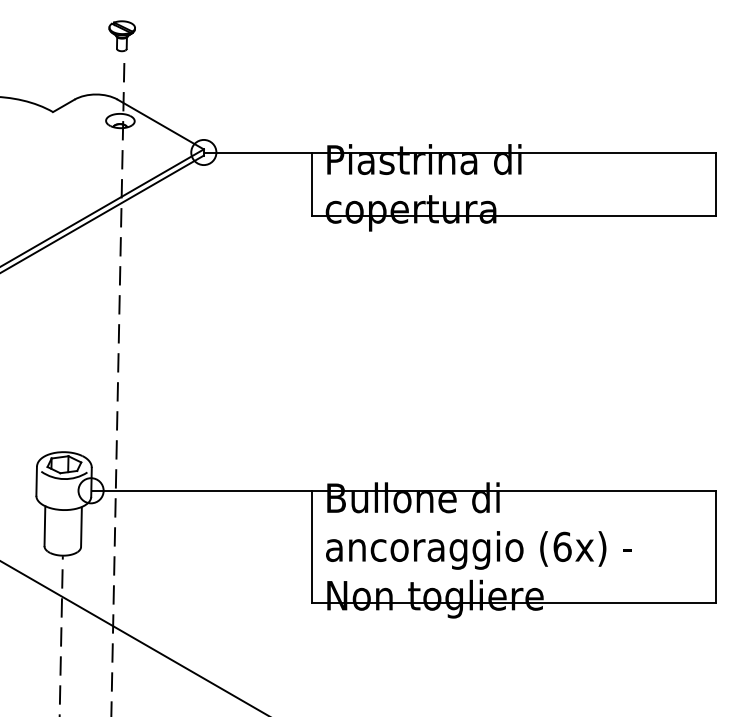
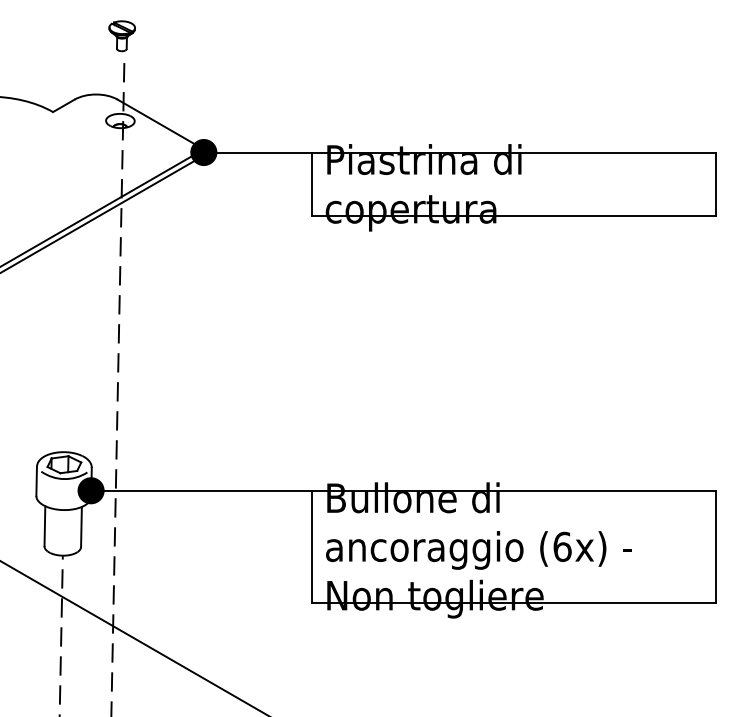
fill: none -> present (203, 152)
fill: none -> present (90, 490)
